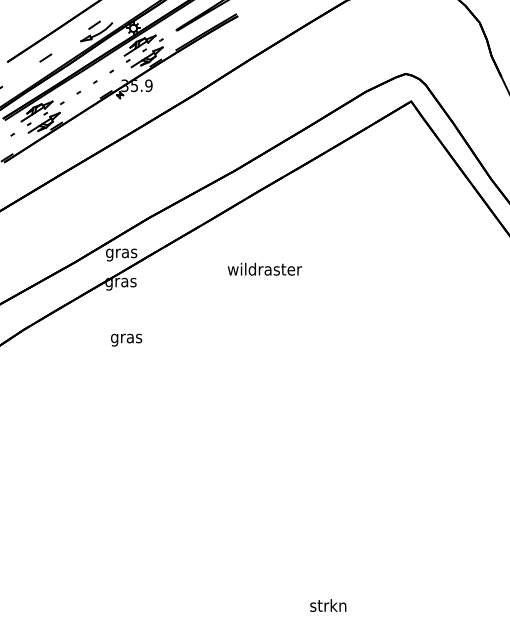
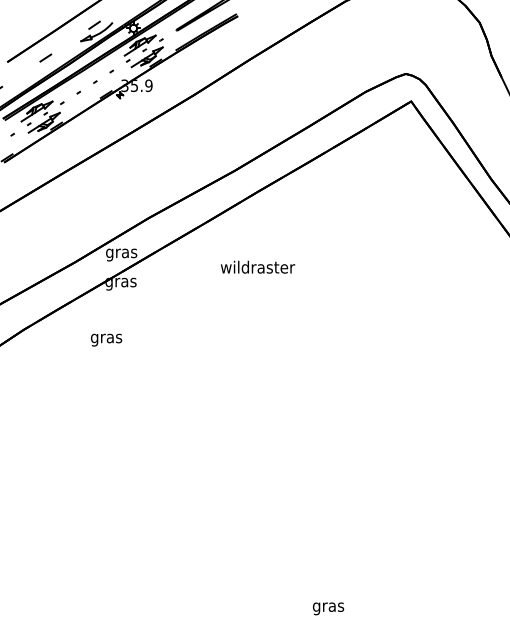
text position: (264, 268) -> (257, 266) (257, 266)
text position: (126, 339) -> (106, 339) (106, 339)
text: strkn -> gras (328, 607)
